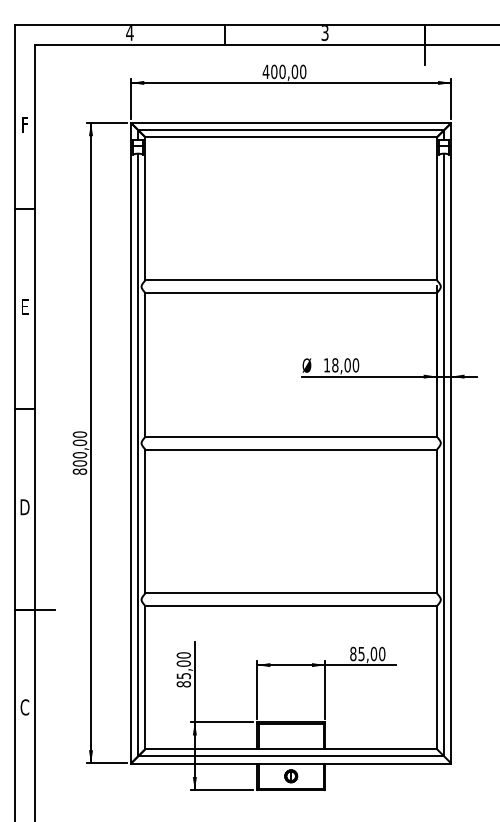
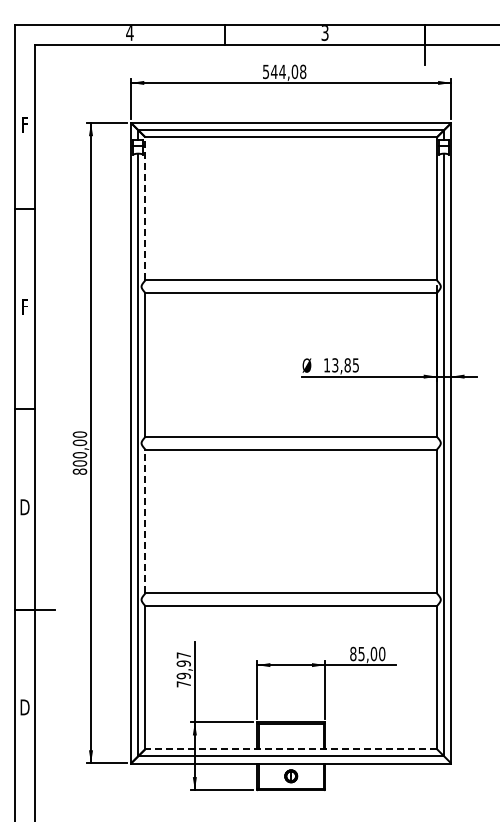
text: 400,00 -> 544,08 (284, 71)
line: solid -> dashed (145, 208)
text: E -> F (25, 306)
text: 18,00 -> 13,85 (345, 365)
line: solid -> dashed (145, 521)
text: 85,00 -> 79,97 (183, 669)
text: C -> D (24, 707)
line: solid -> dashed (291, 749)
